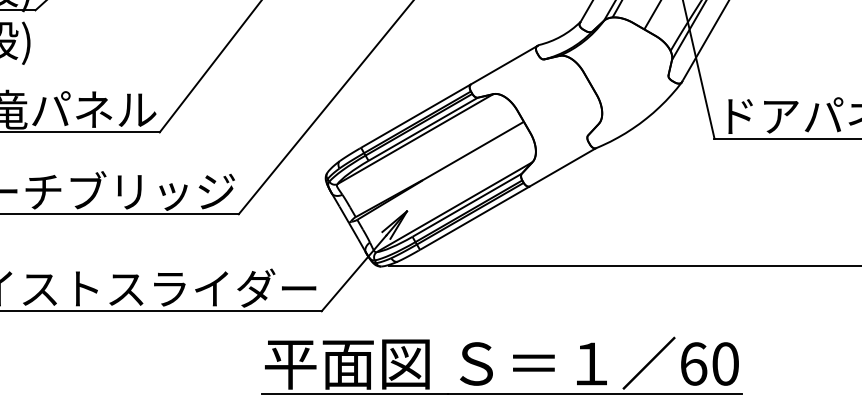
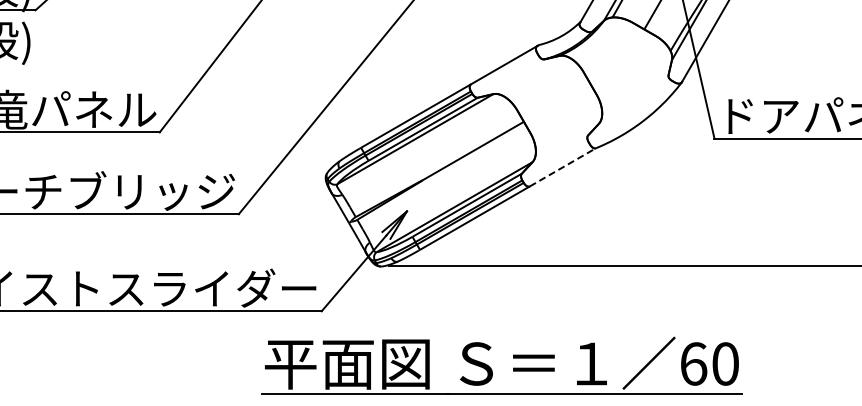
line: solid -> dashed (563, 167)
